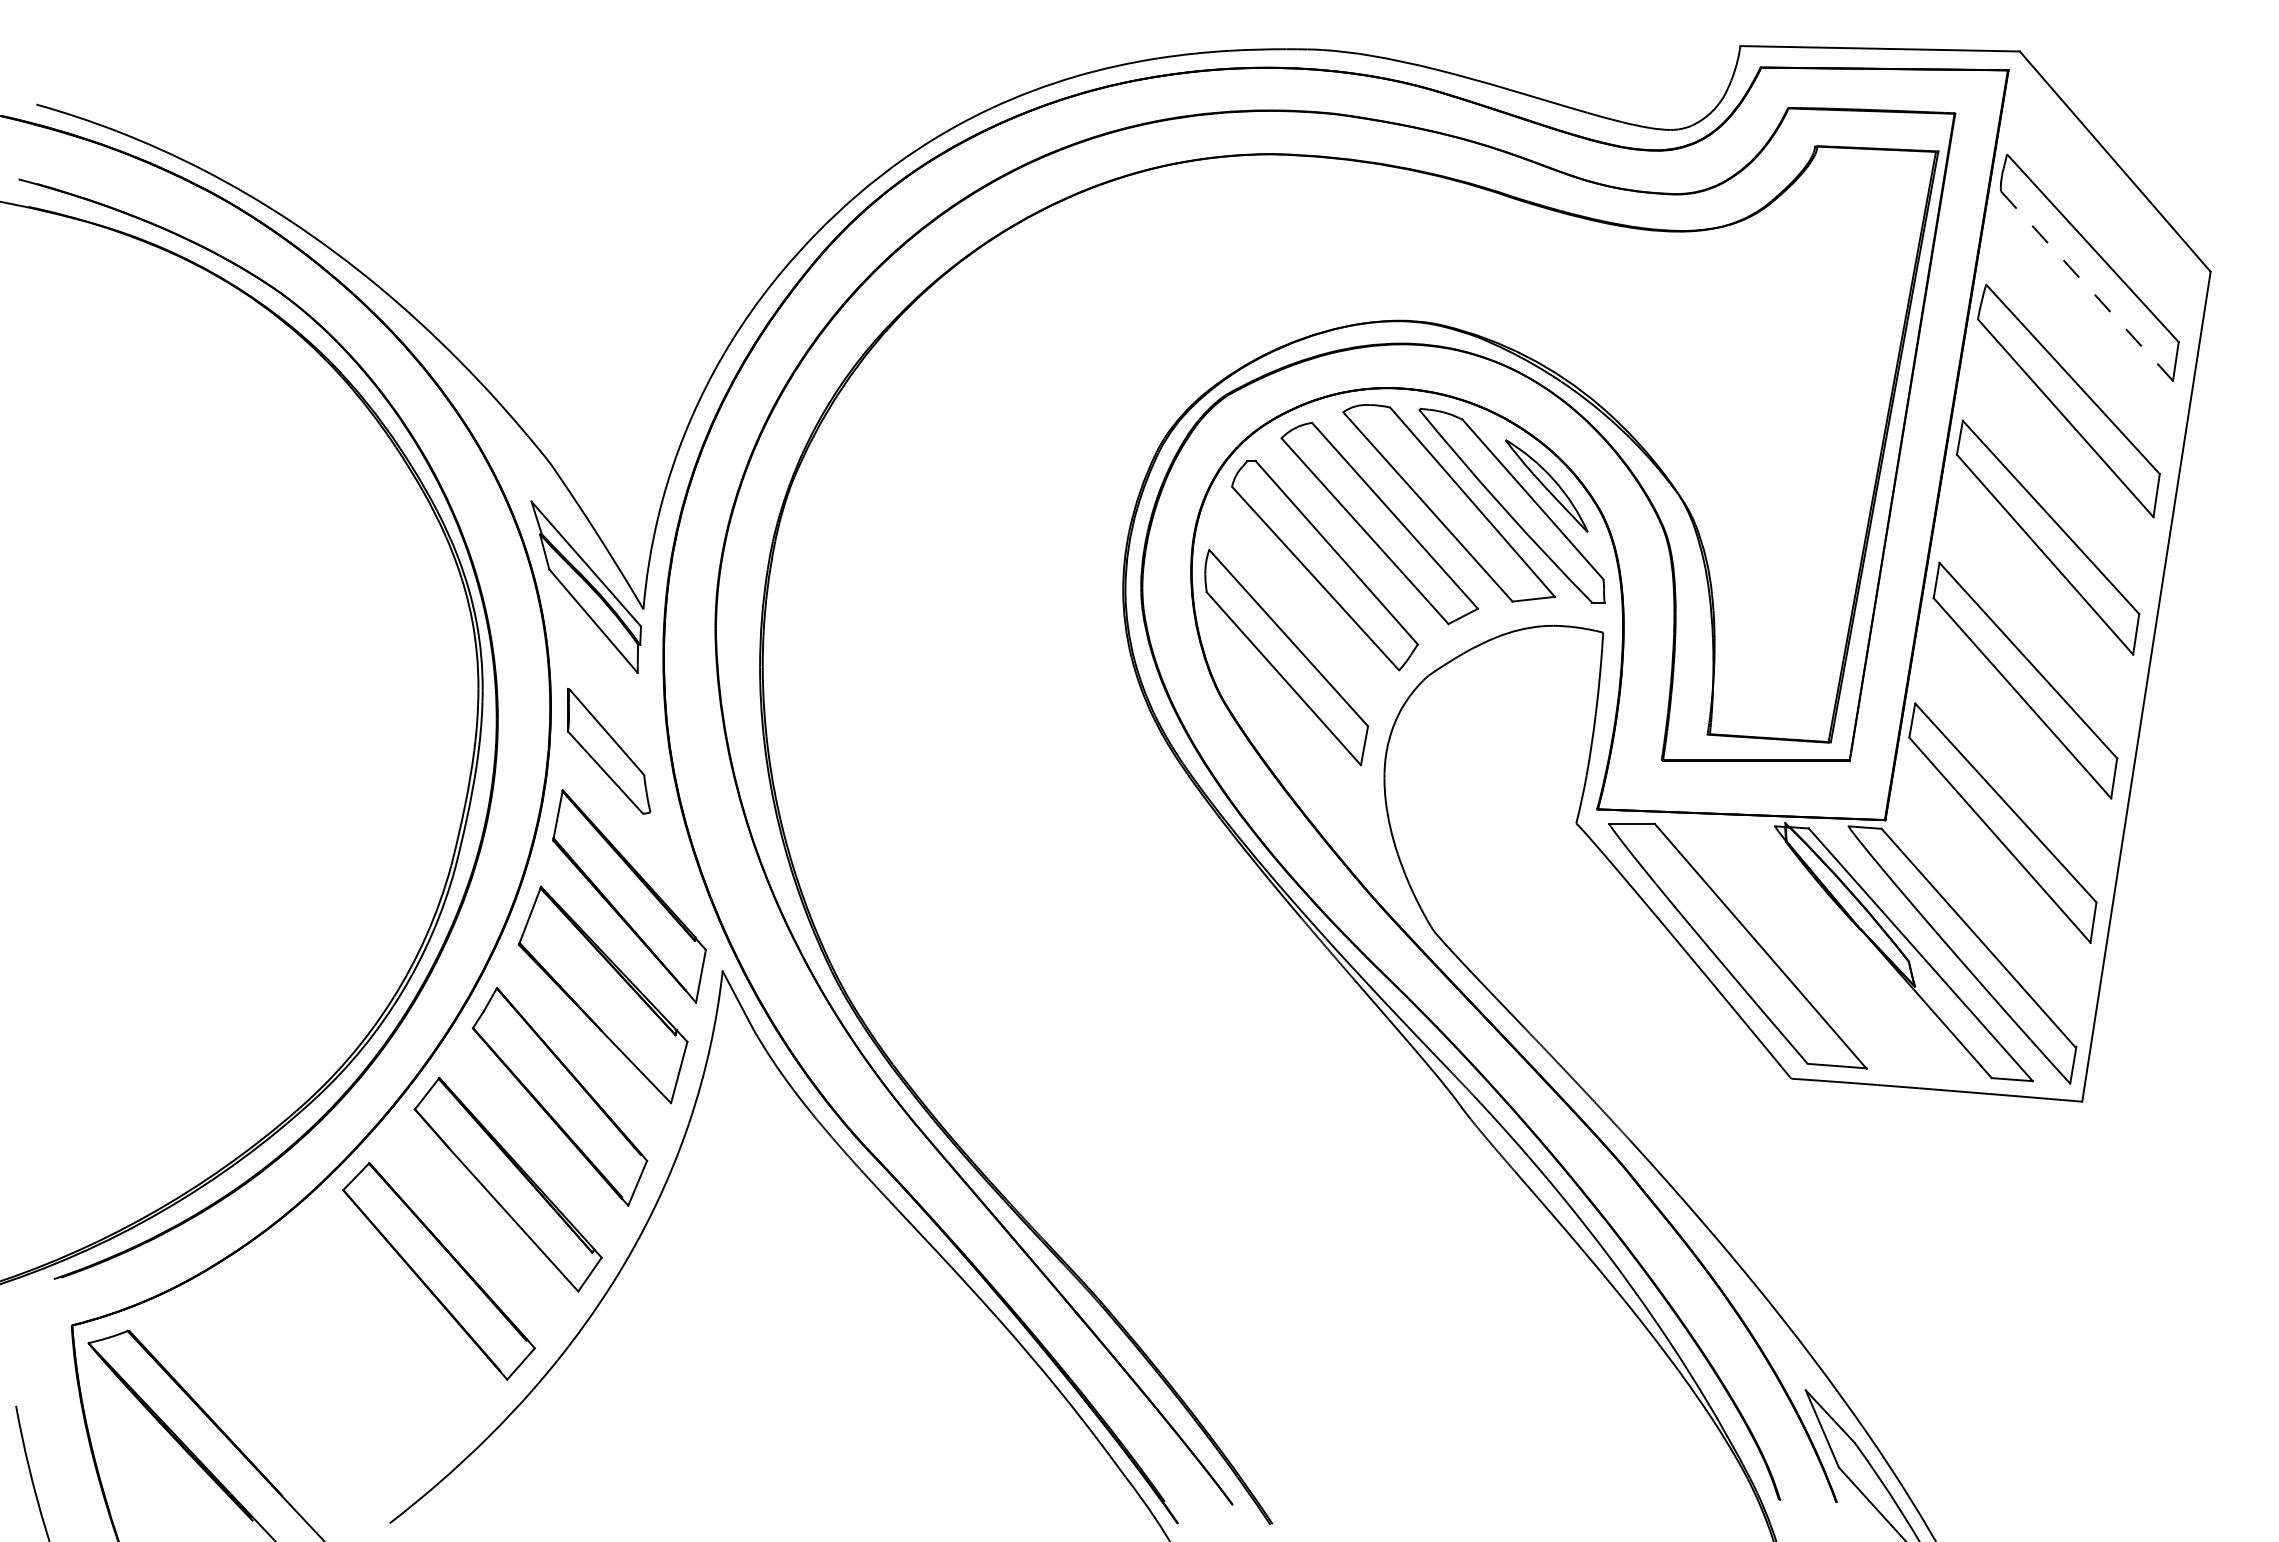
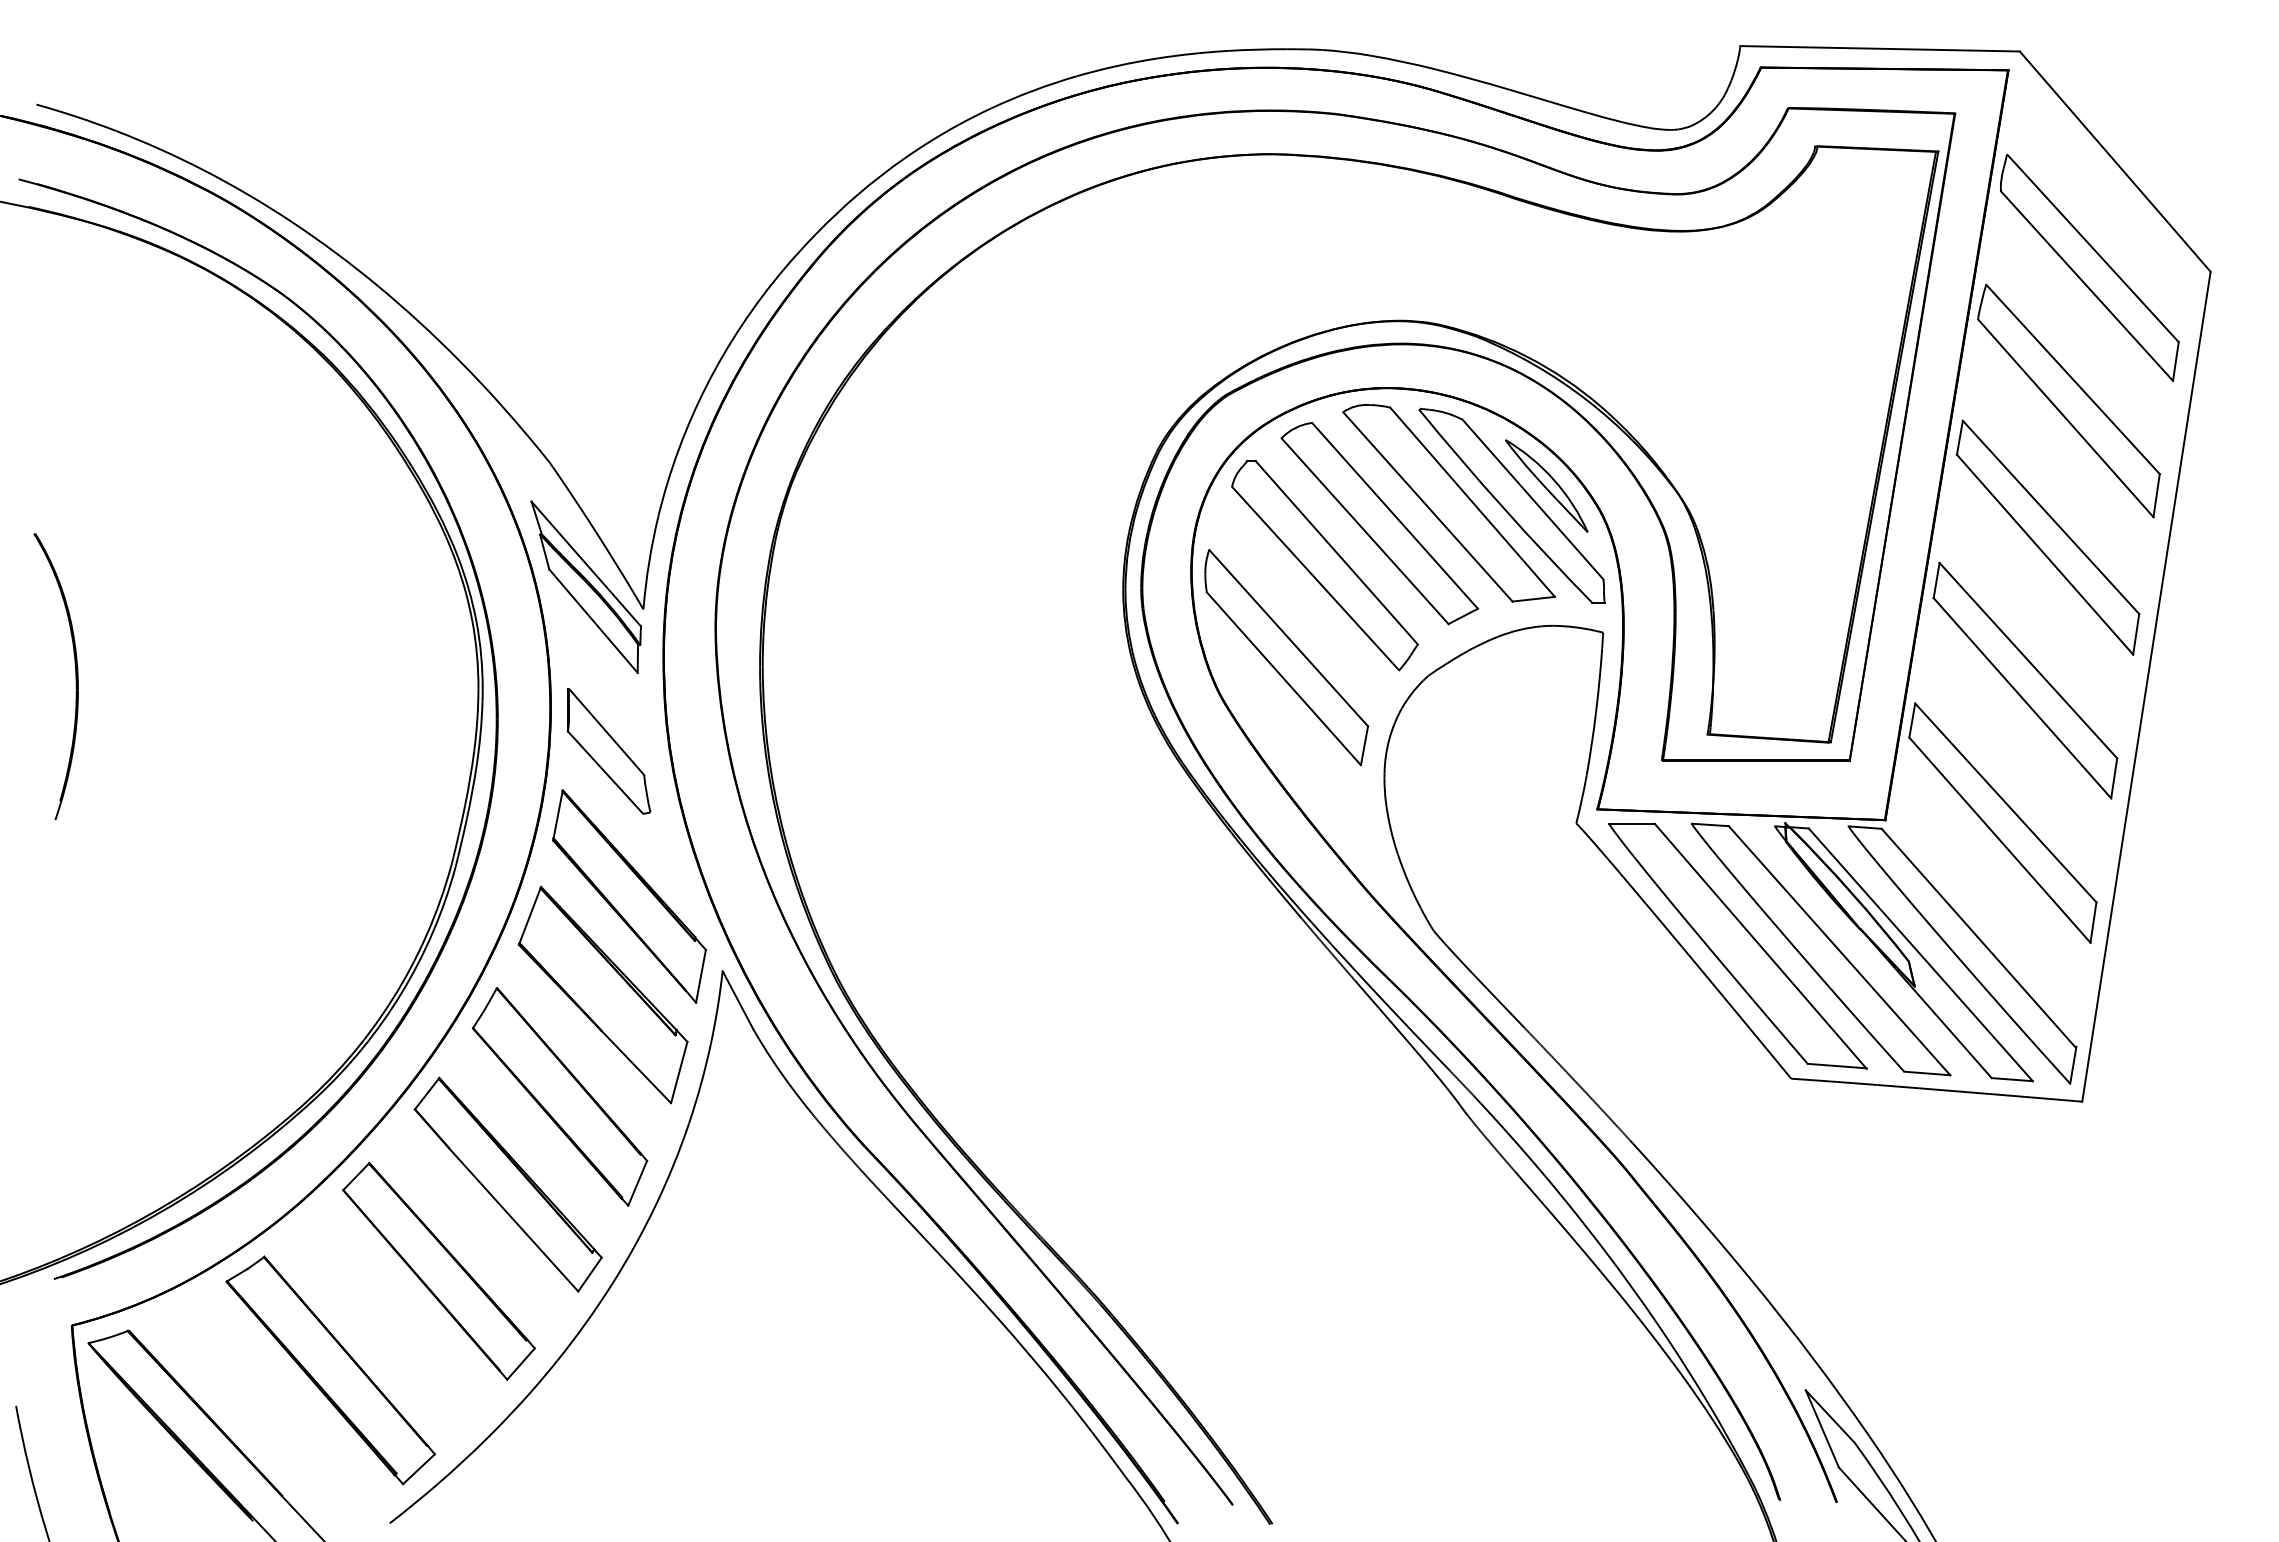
line: dashed -> solid (2087, 286)
part: none -> present (75, 676)
part: none -> present (1821, 949)
part: none -> present (330, 1370)
